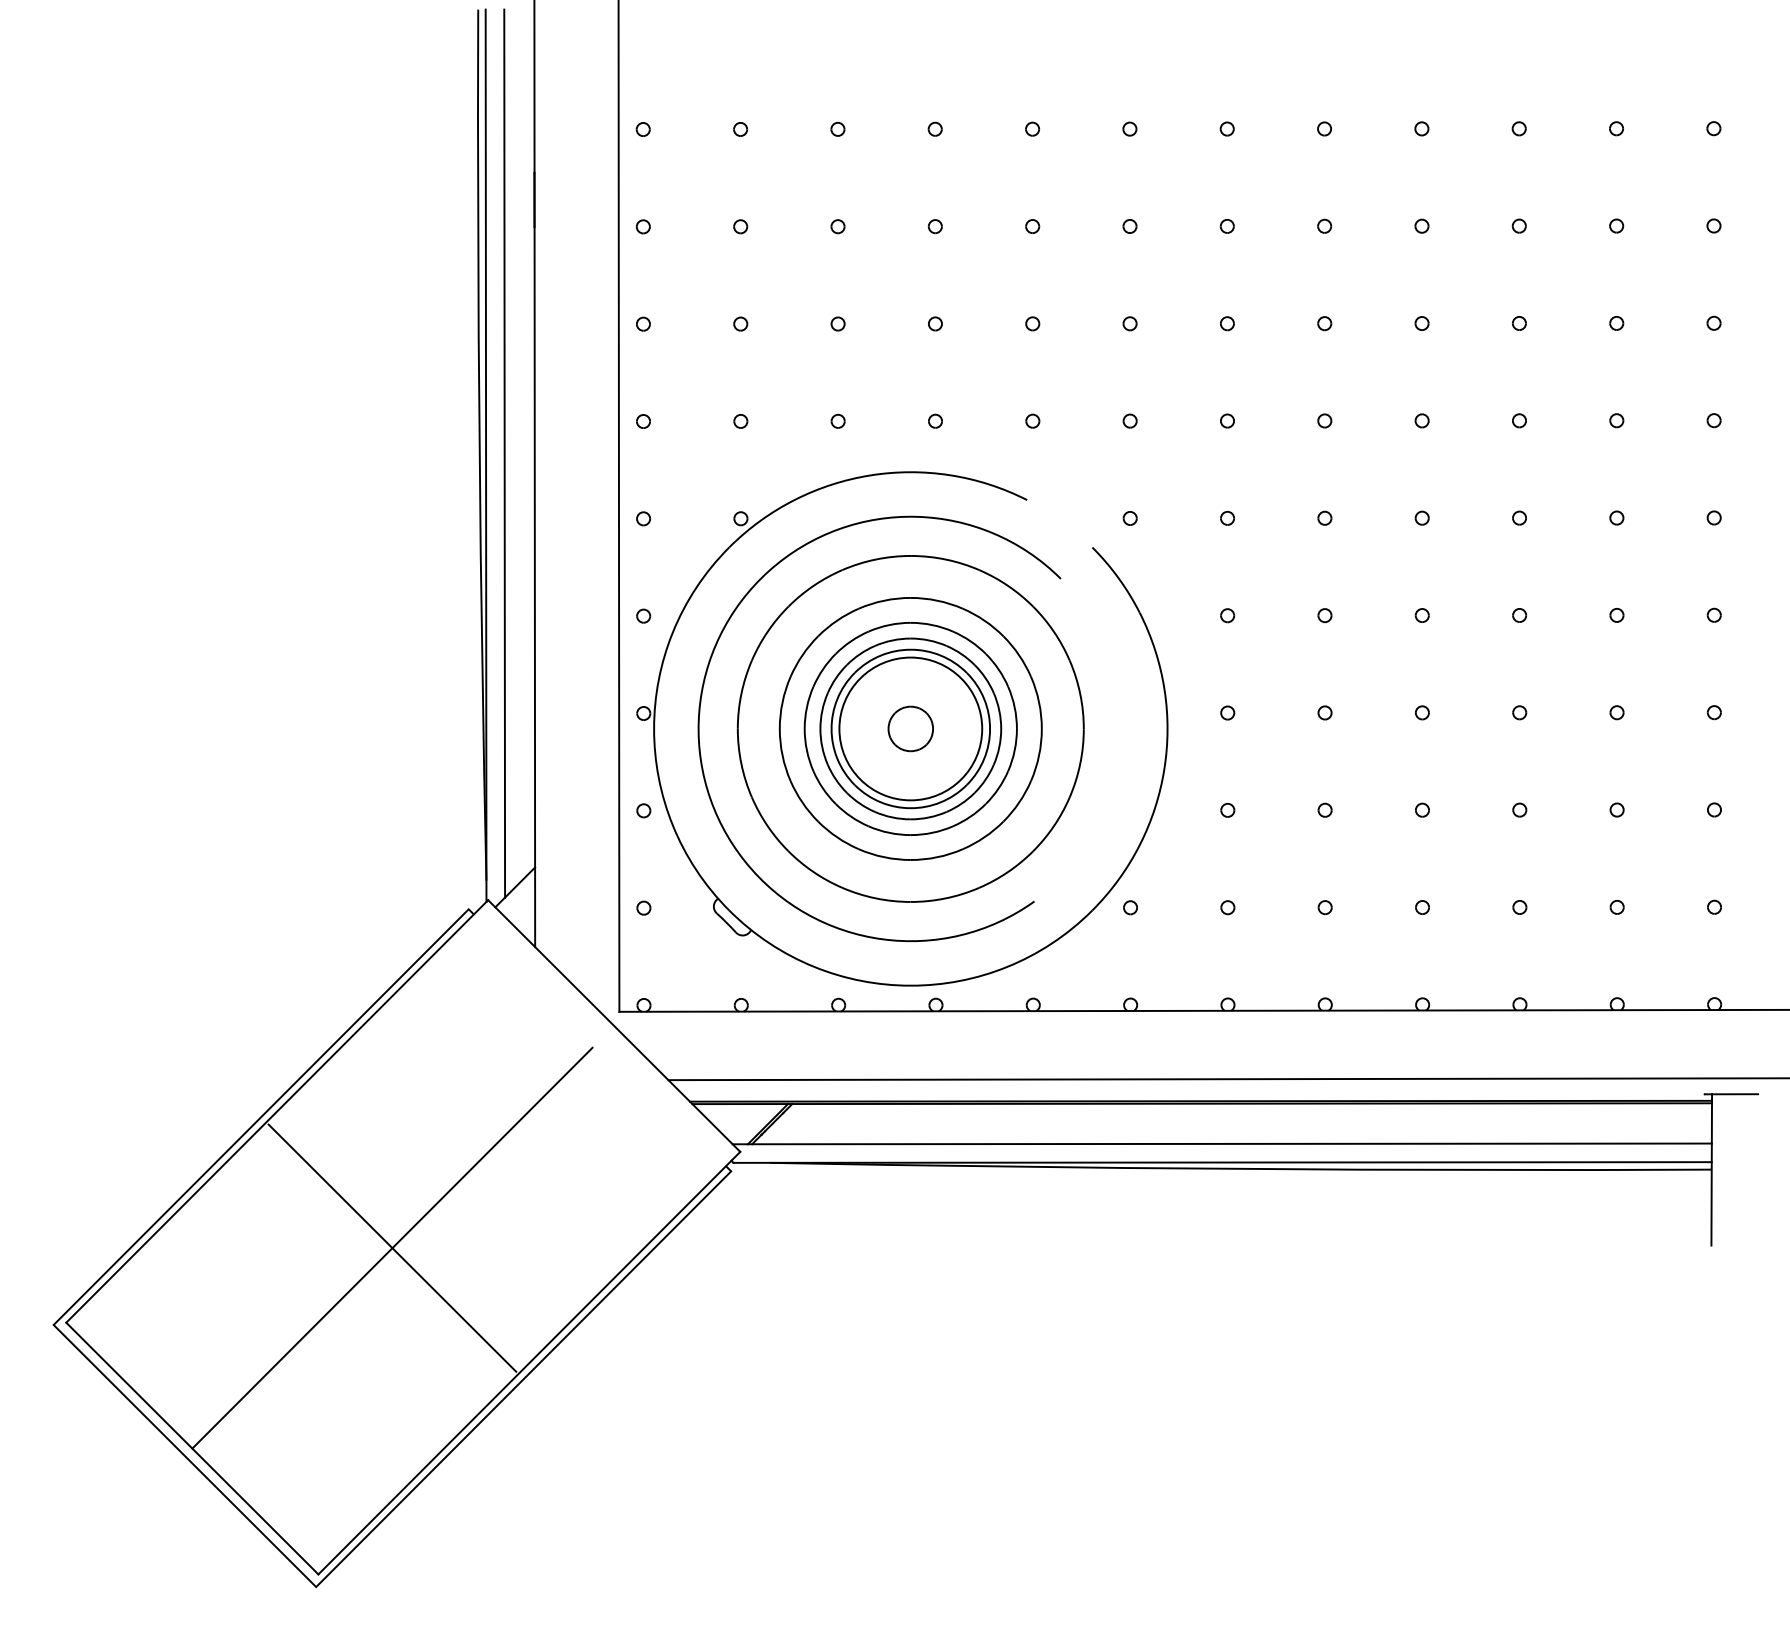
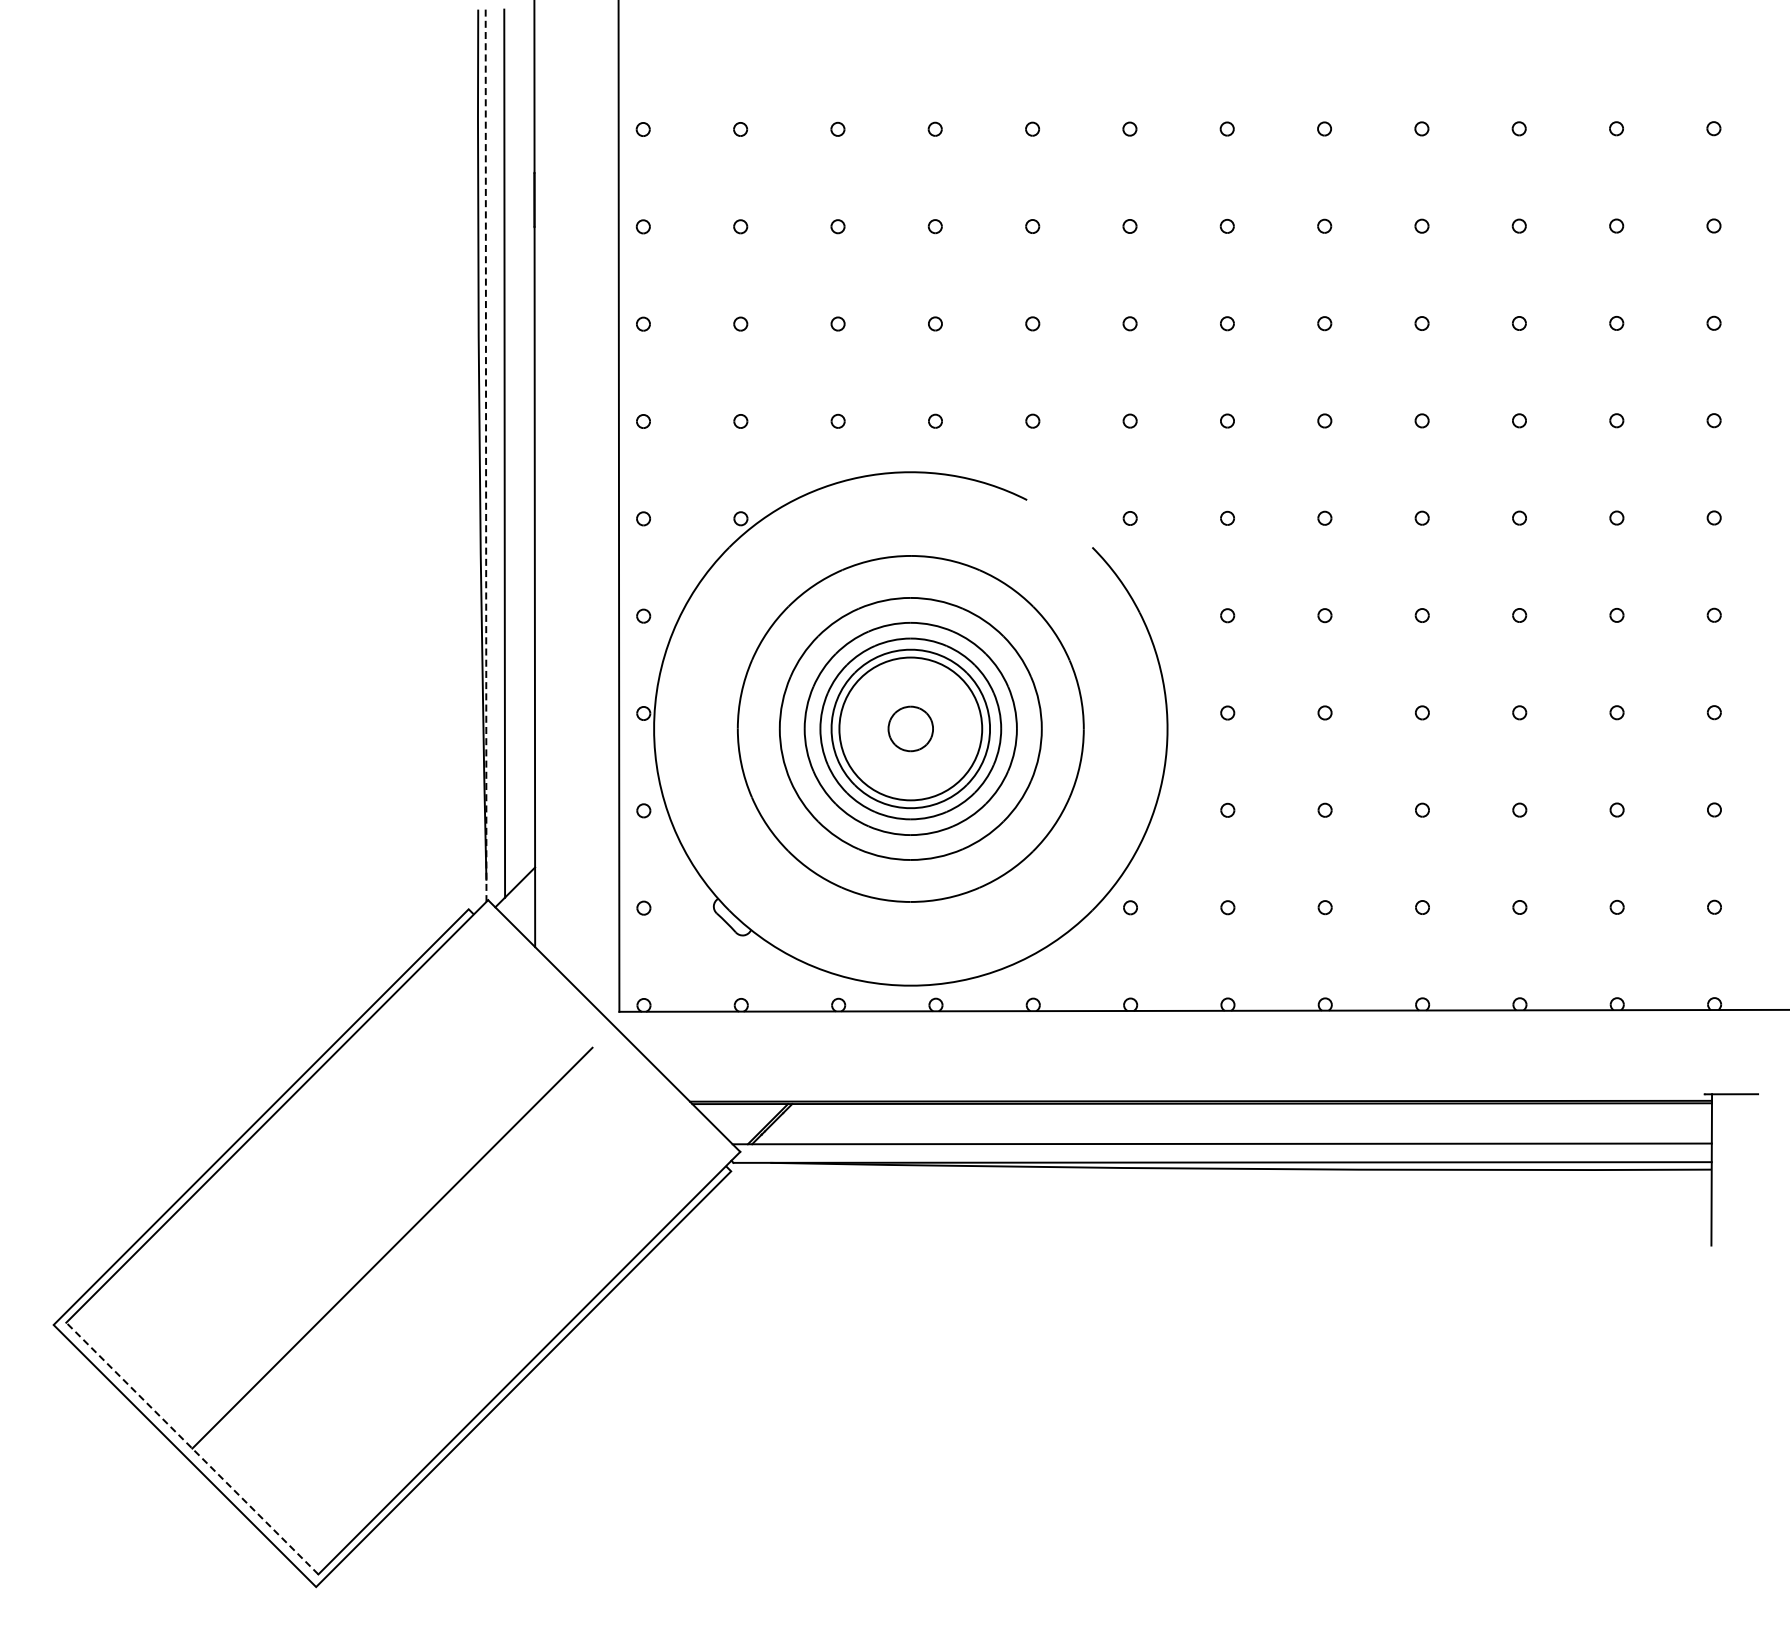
line: solid -> dashed (486, 456)
arc: present -> none (700, 713)
line: present -> none (1227, 1079)
line: present -> none (392, 1247)
line: solid -> dashed (192, 1448)
